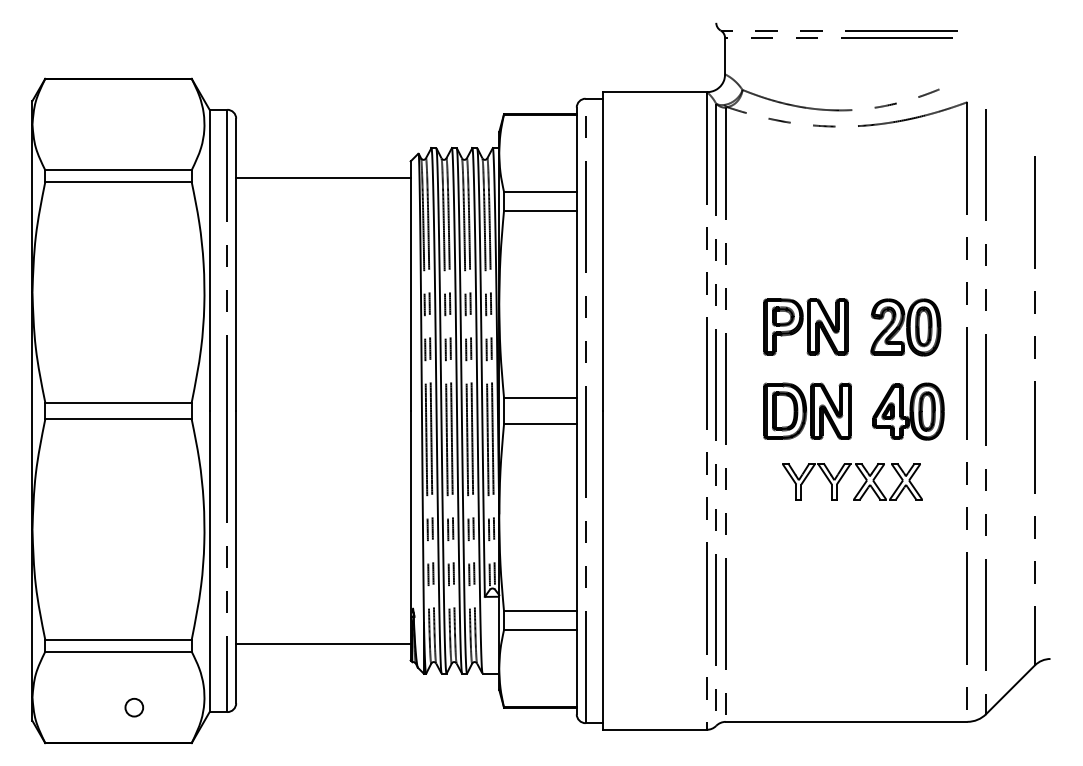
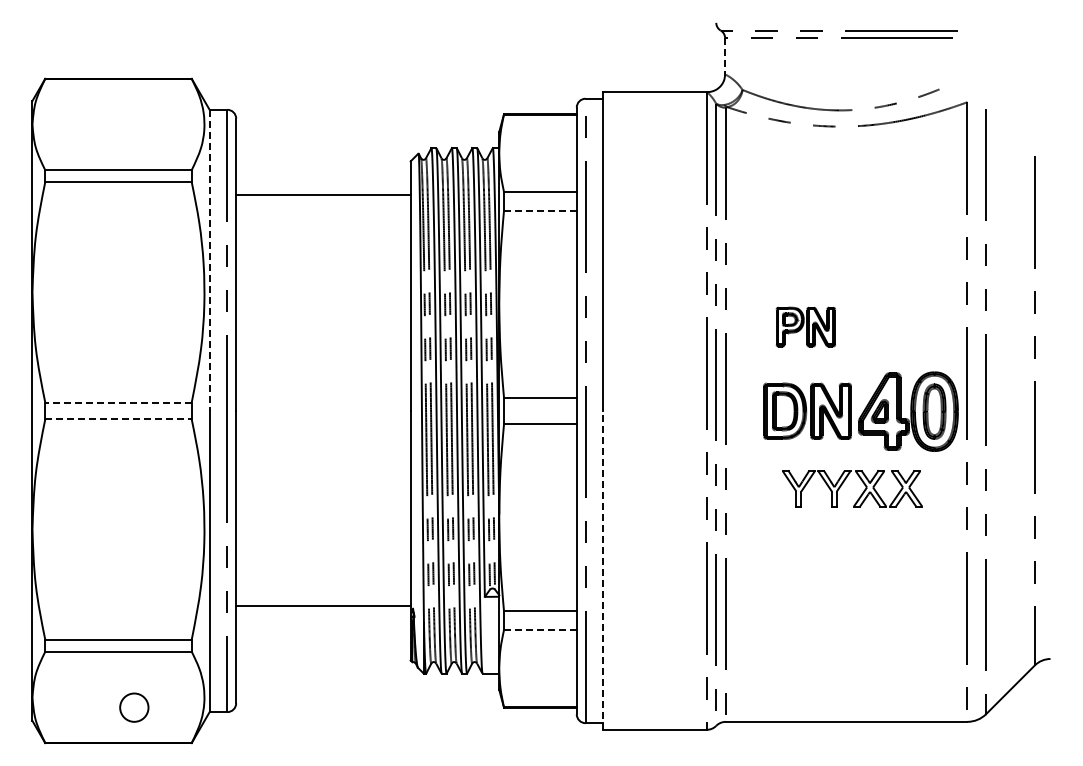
line: solid -> dashed (725, 56)
line position: (323, 177) -> (323, 194) (323, 194)
line: solid -> dashed (539, 210)
line: solid -> dashed (209, 260)
part size: 86x58 px -> 61x42 px (805, 326)
part: present -> none (905, 327)
line: solid -> dashed (118, 402)
part size: 73x59 px -> 101x81 px (908, 411)
line: solid -> dashed (119, 419)
part position: (844, 475) -> (844, 482) (844, 482)
line: solid -> dashed (603, 569)
line: solid -> dashed (539, 630)
line position: (323, 644) -> (323, 606) (323, 606)
circle diameter: 18 px -> 28 px (134, 707)
